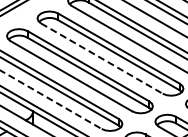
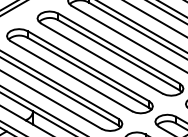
line: dashed -> solid (102, 58)
line: dashed -> solid (51, 100)
